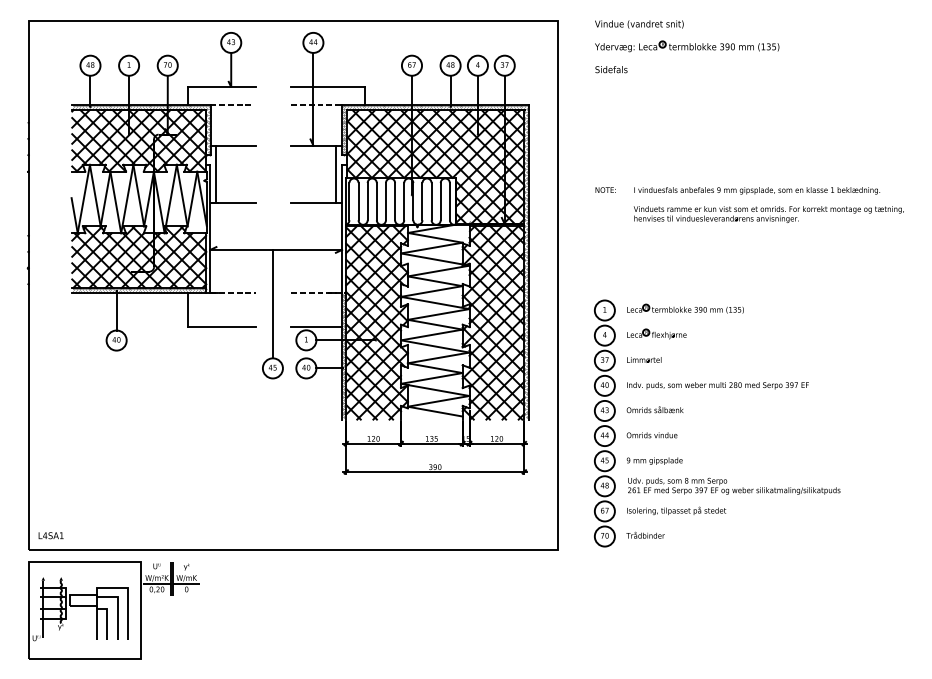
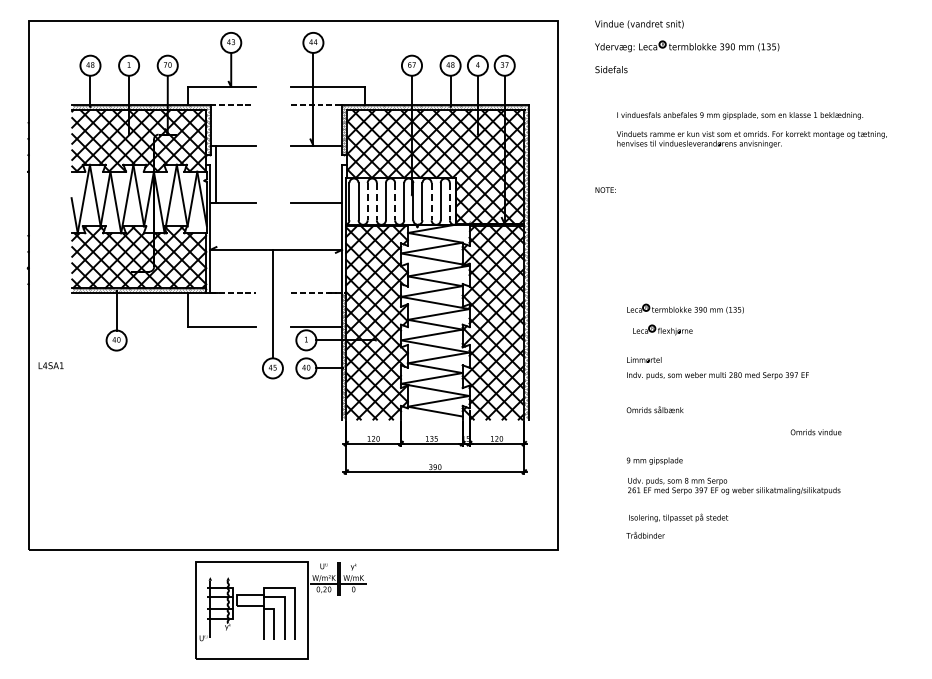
line: present -> none (336, 173)
line: solid -> dashed (367, 201)
line: solid -> dashed (376, 201)
line: solid -> dashed (395, 201)
line: solid -> dashed (431, 201)
line: solid -> dashed (449, 201)
text position: (768, 204) -> (751, 129) (751, 129)
part position: (656, 333) -> (662, 329) (662, 329)
text position: (717, 385) -> (717, 375) (717, 375)
part: present -> none (604, 423)
text position: (651, 435) -> (815, 432) (815, 432)
text position: (676, 510) -> (678, 517) (678, 517)
text position: (50, 535) -> (50, 365) (50, 365)
part position: (113, 610) -> (280, 610) (280, 610)
